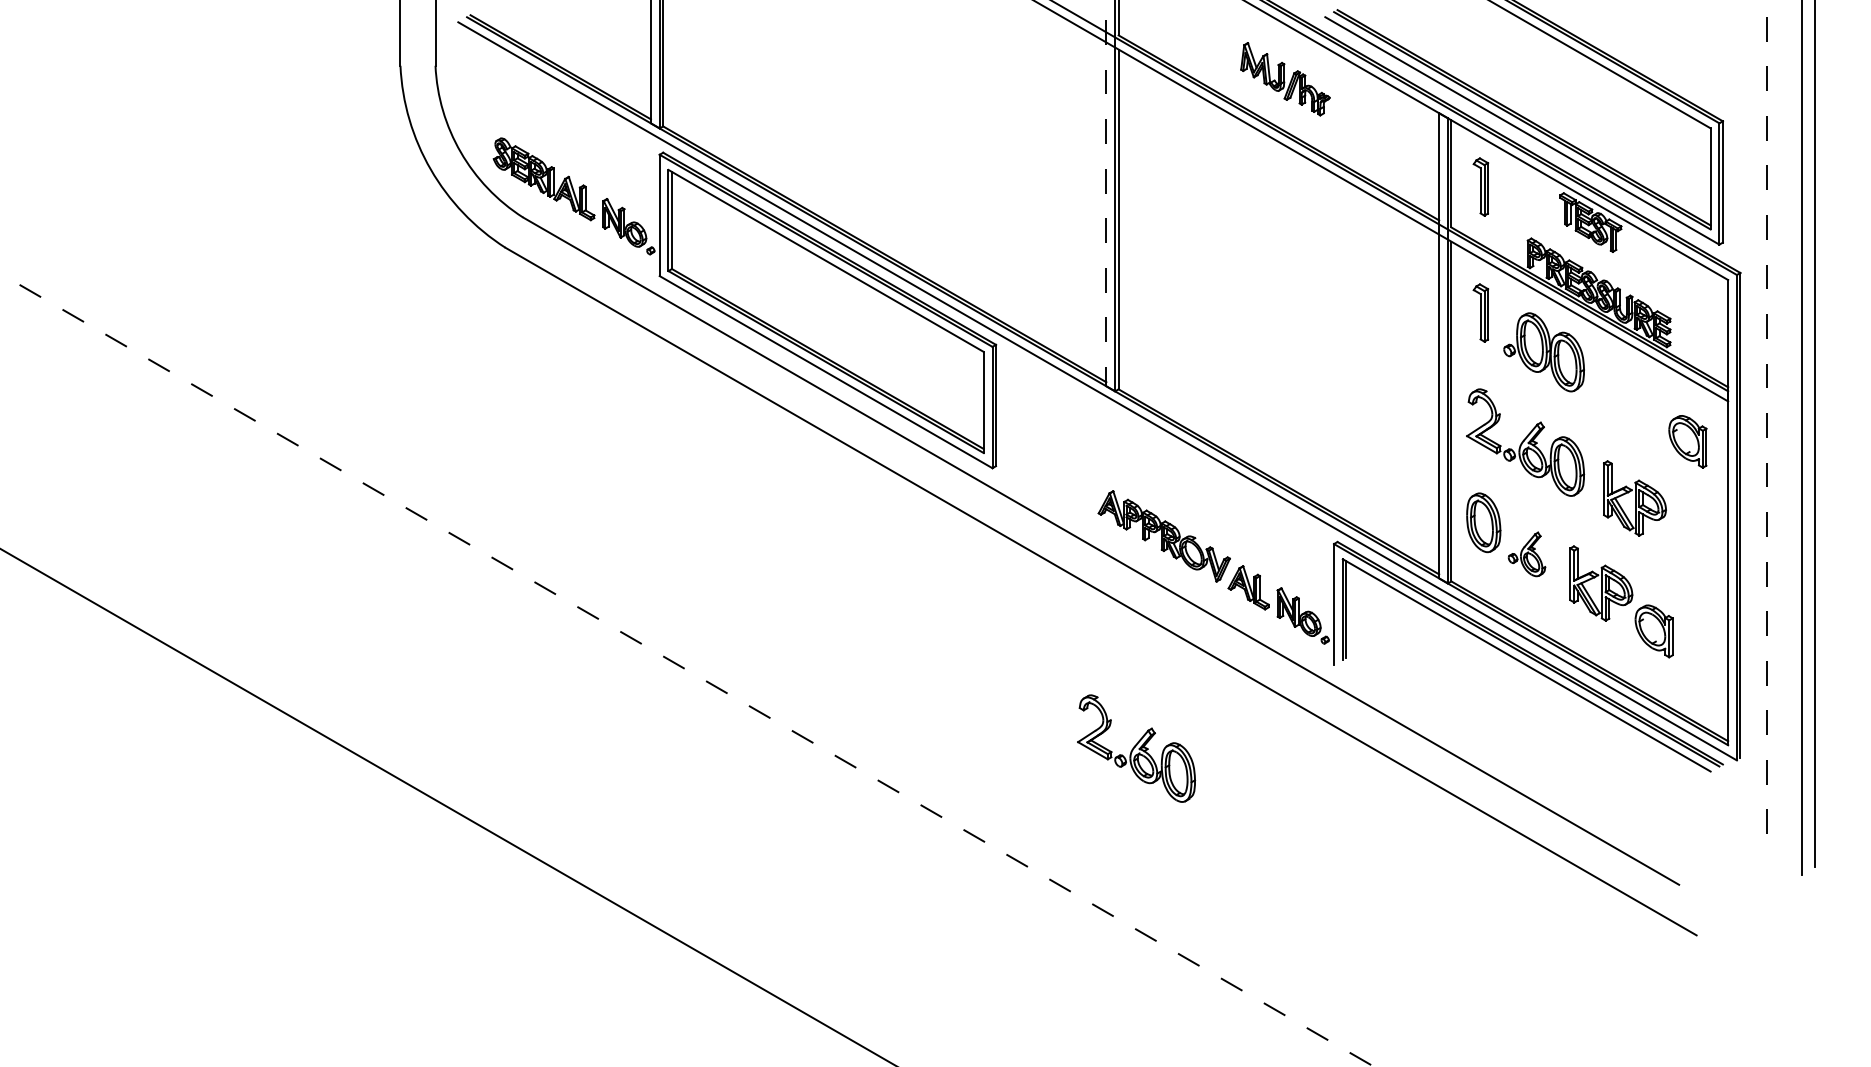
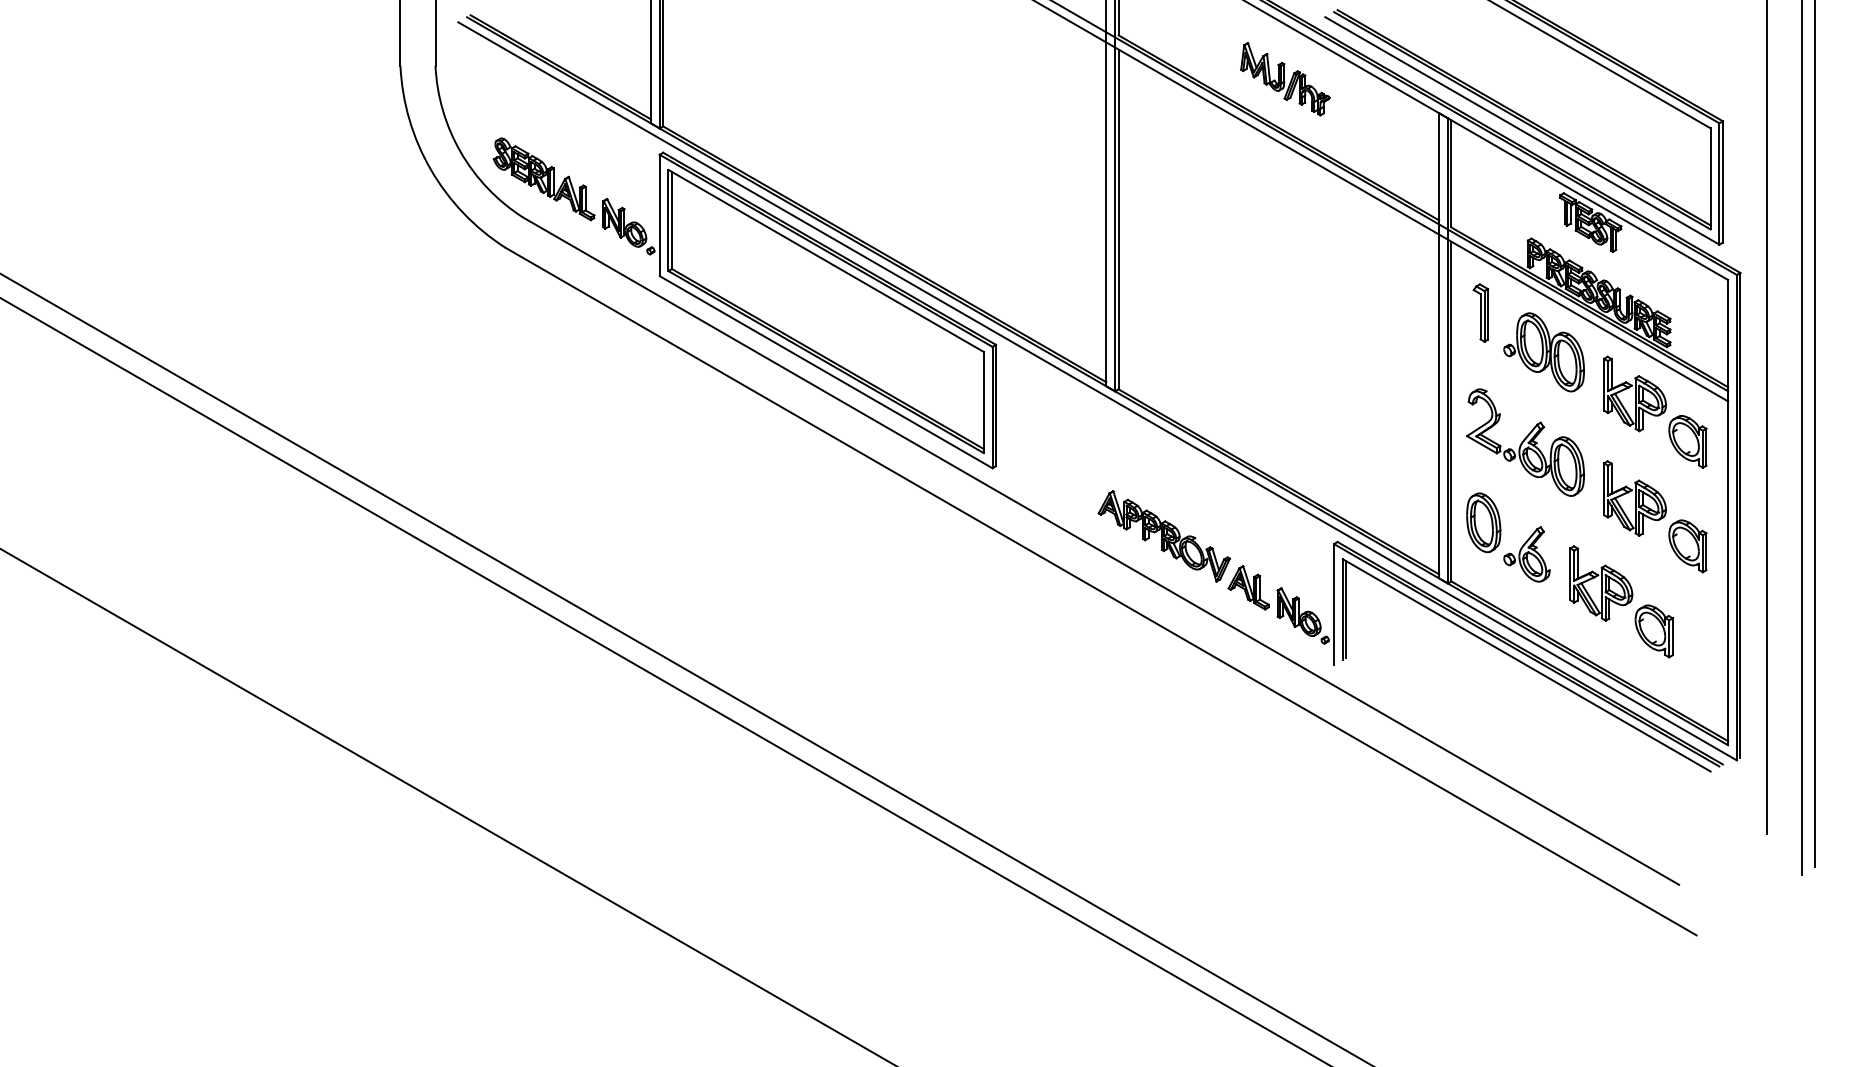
part: present -> none (1480, 186)
line: dashed -> solid (1106, 193)
part: none -> present (1634, 393)
line: dashed -> solid (1766, 417)
part: none -> present (1687, 546)
part size: 40x47 px -> 48x57 px (1526, 554)
line: dashed -> solid (687, 670)
line: none -> present (664, 681)
part: present -> none (1136, 748)
